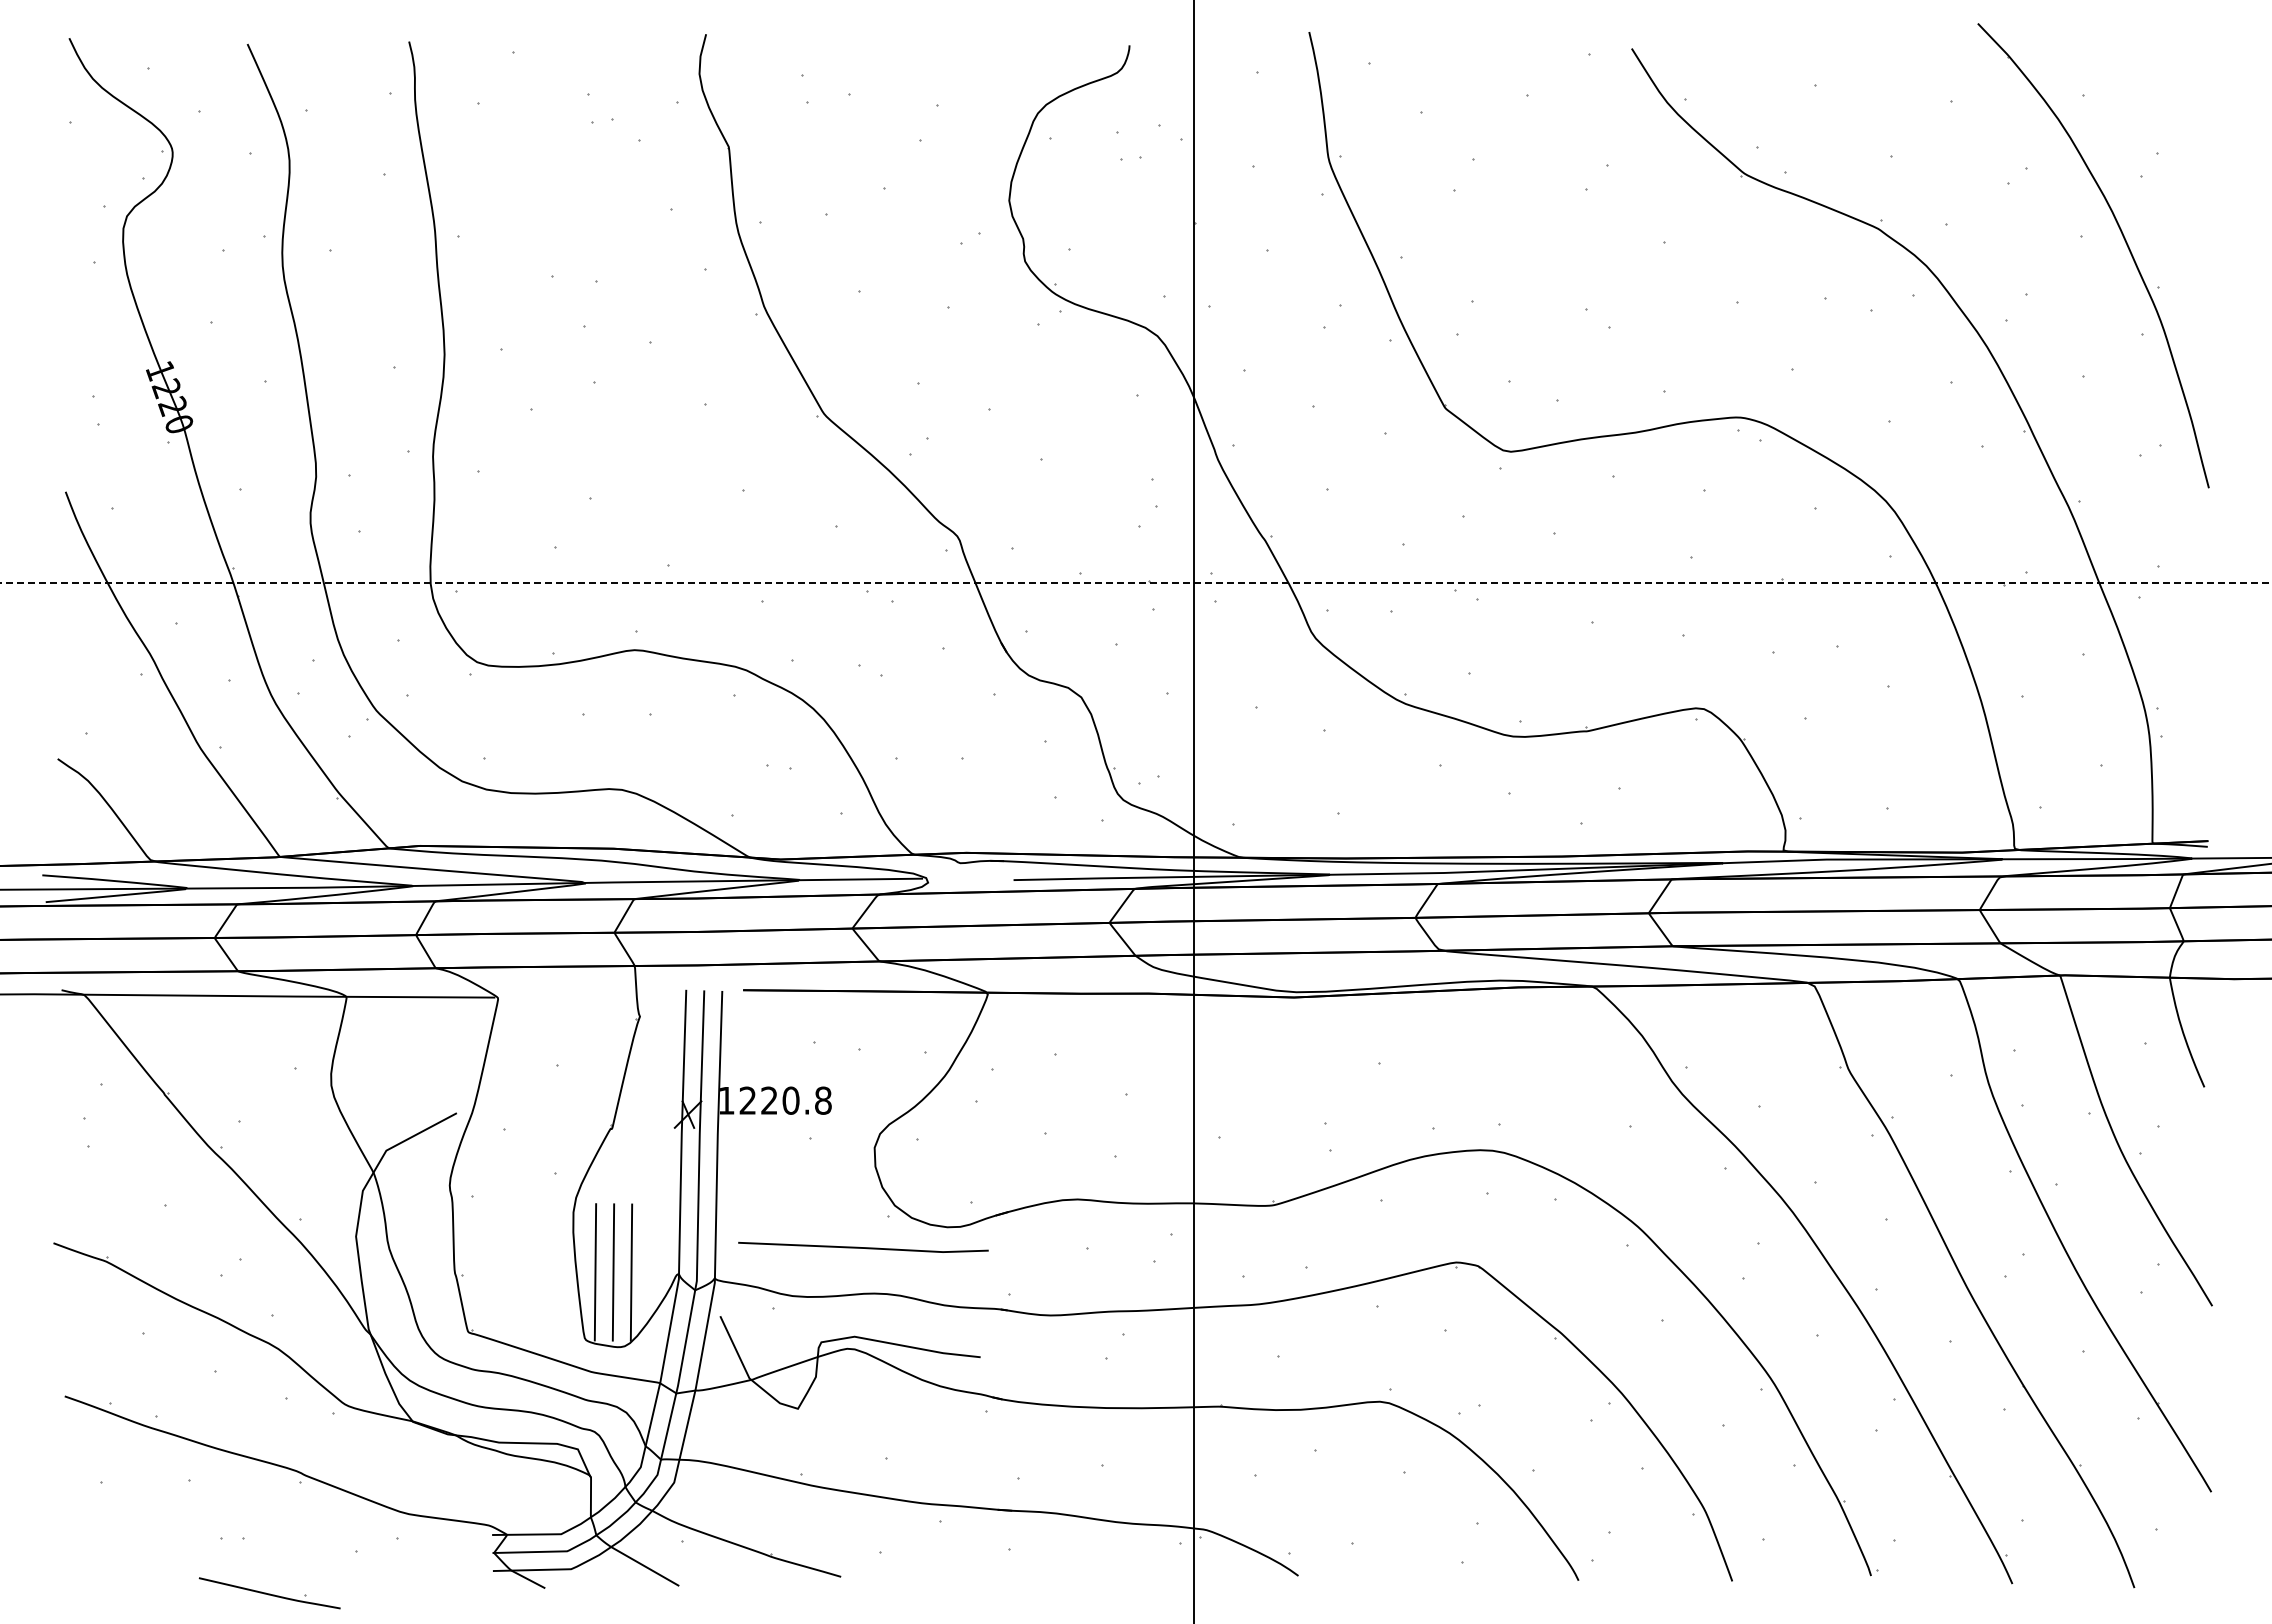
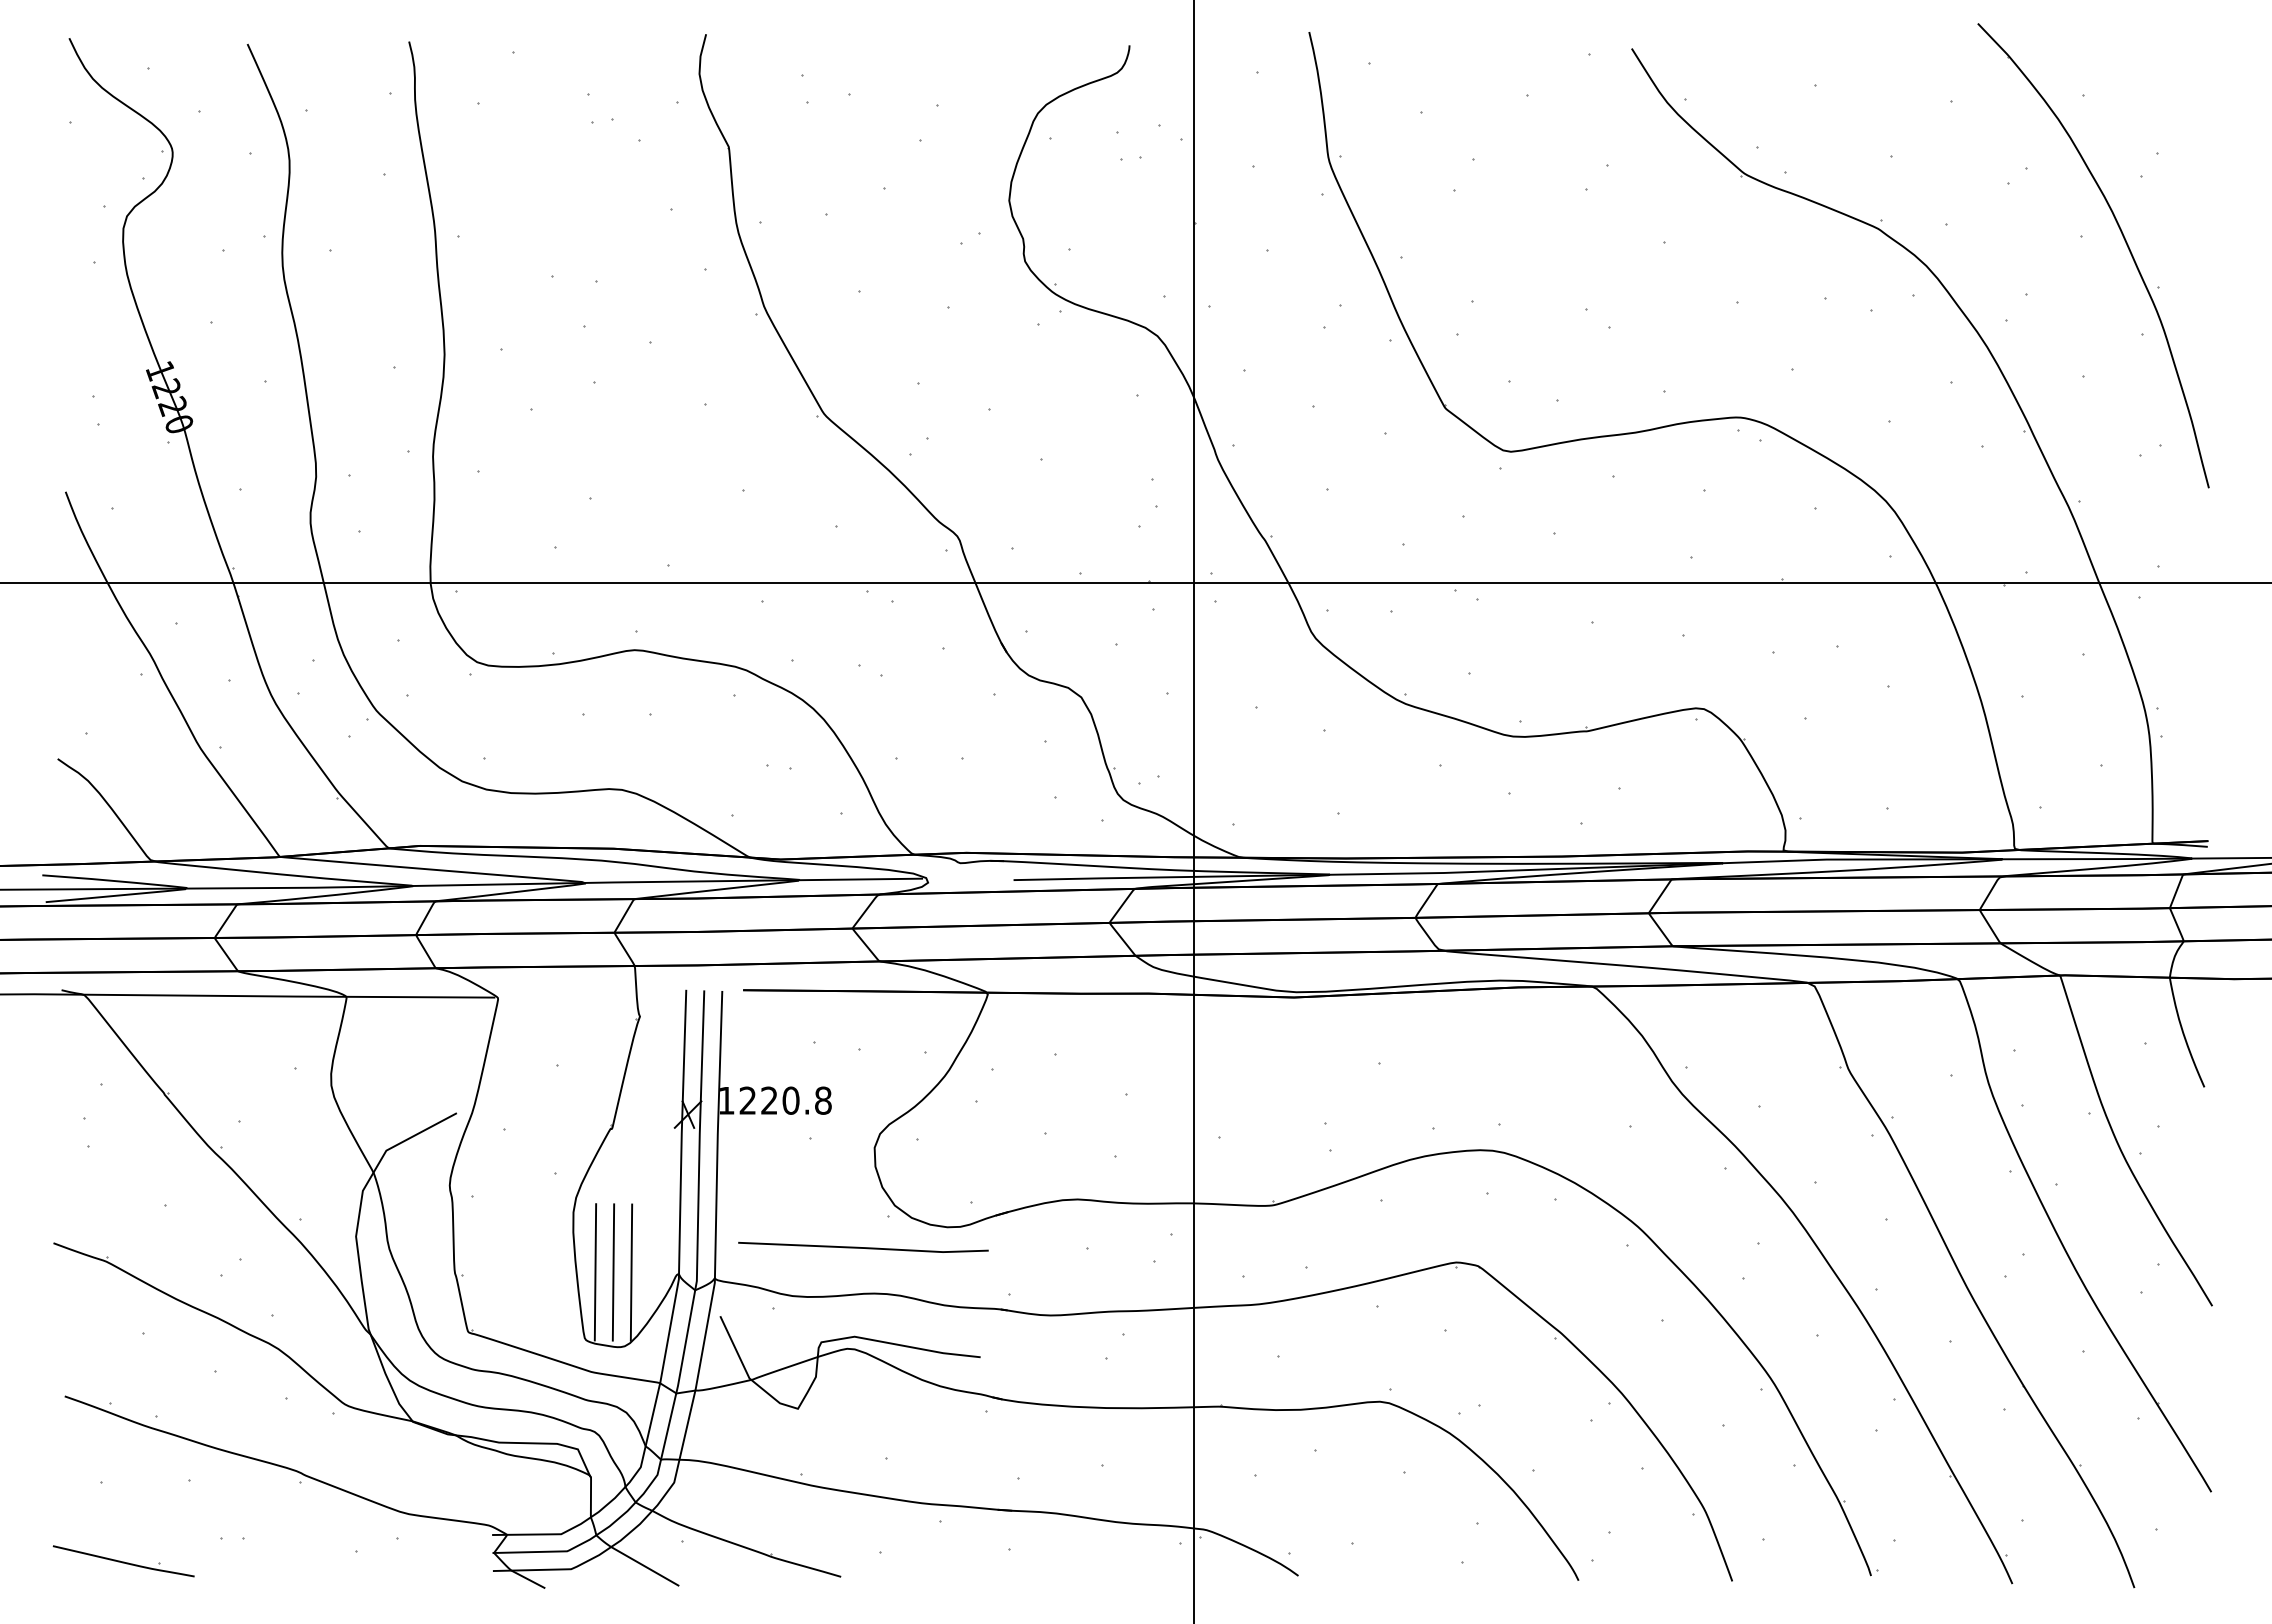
line: dashed -> solid (1135, 583)
part position: (269, 1593) -> (123, 1561) (123, 1561)
